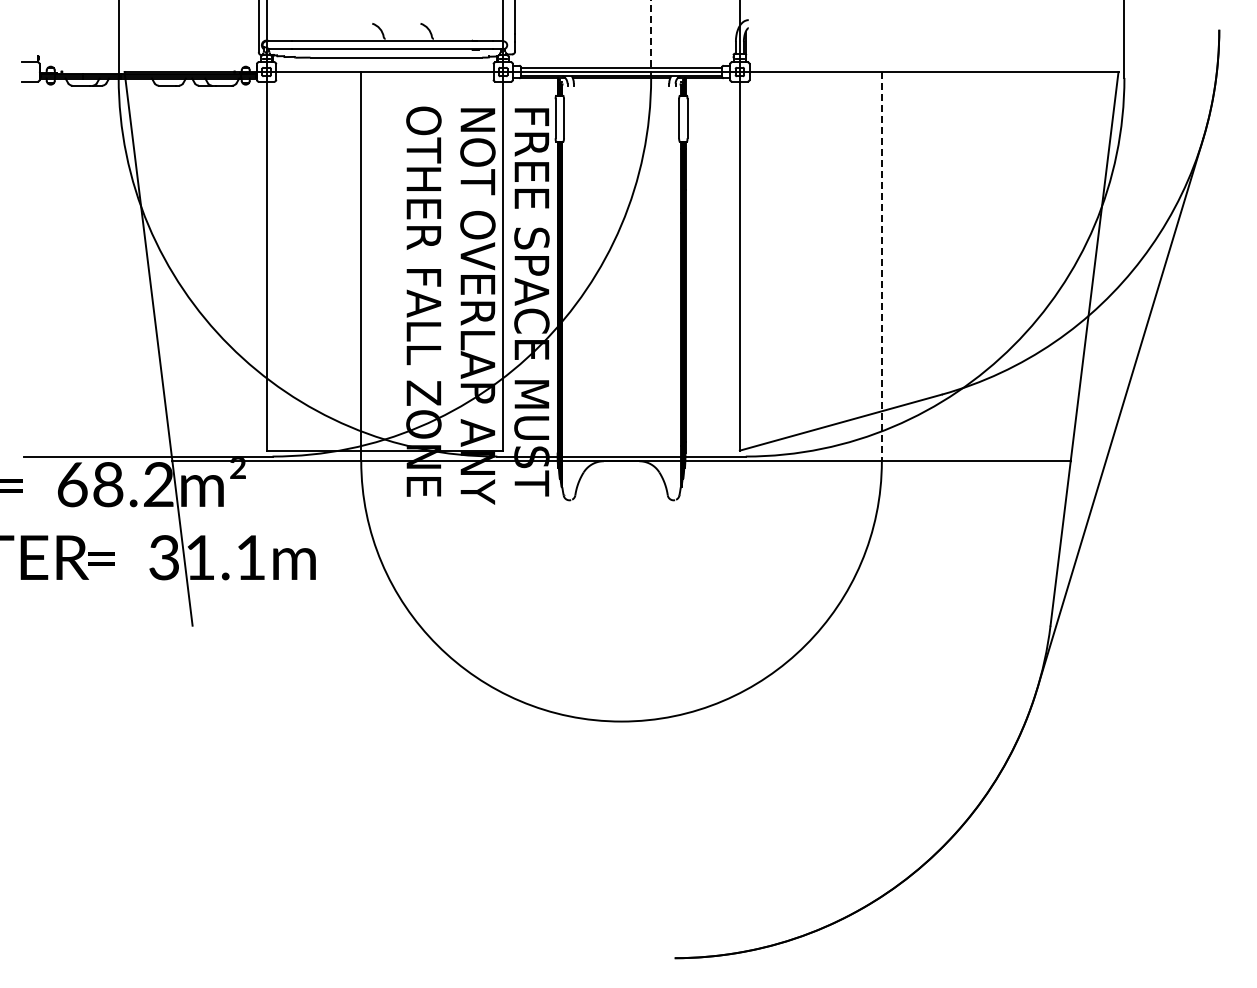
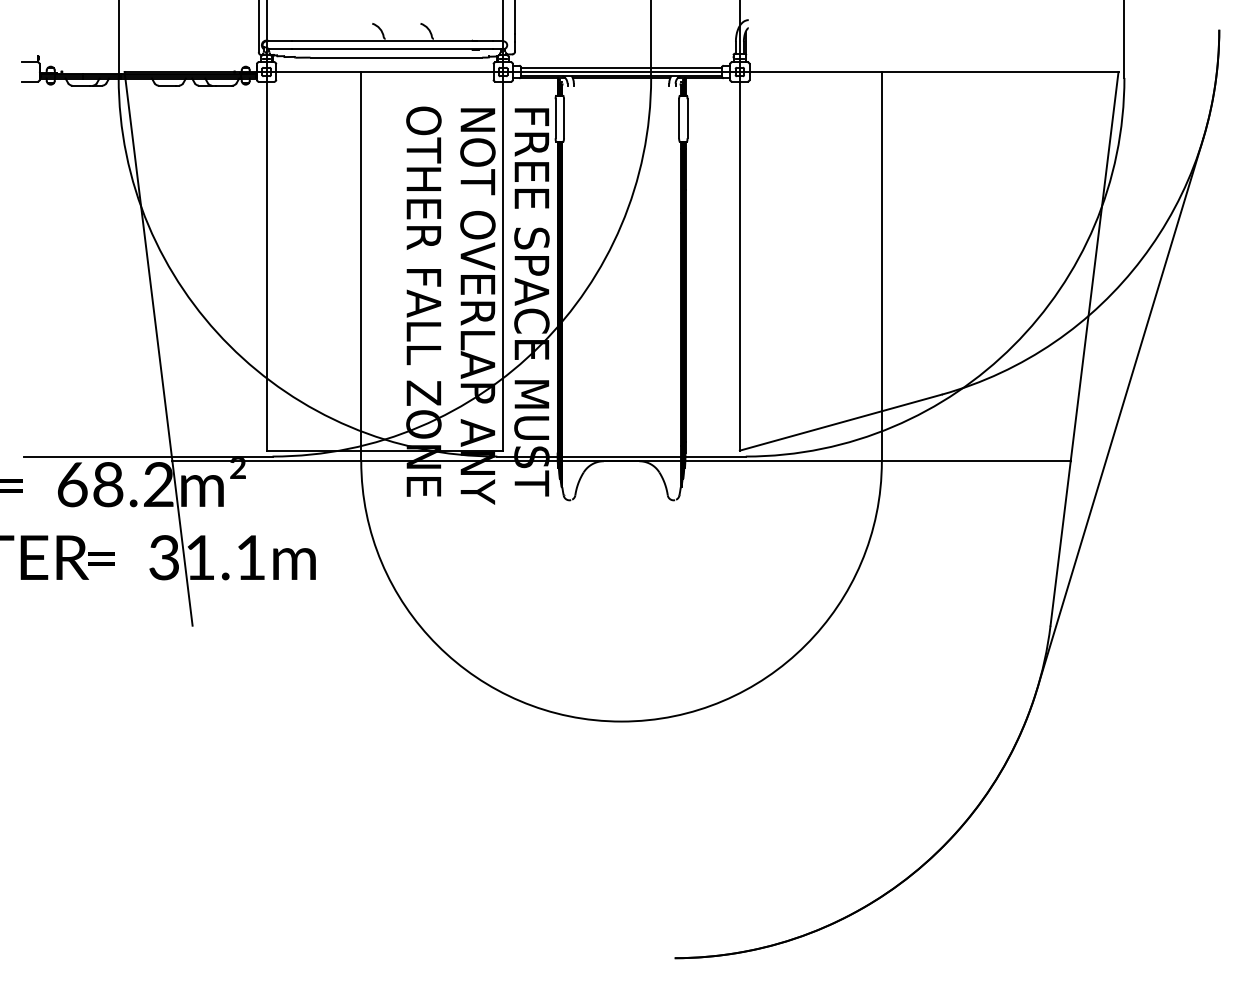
line: dashed -> solid (651, 39)
line: dashed -> solid (881, 266)
